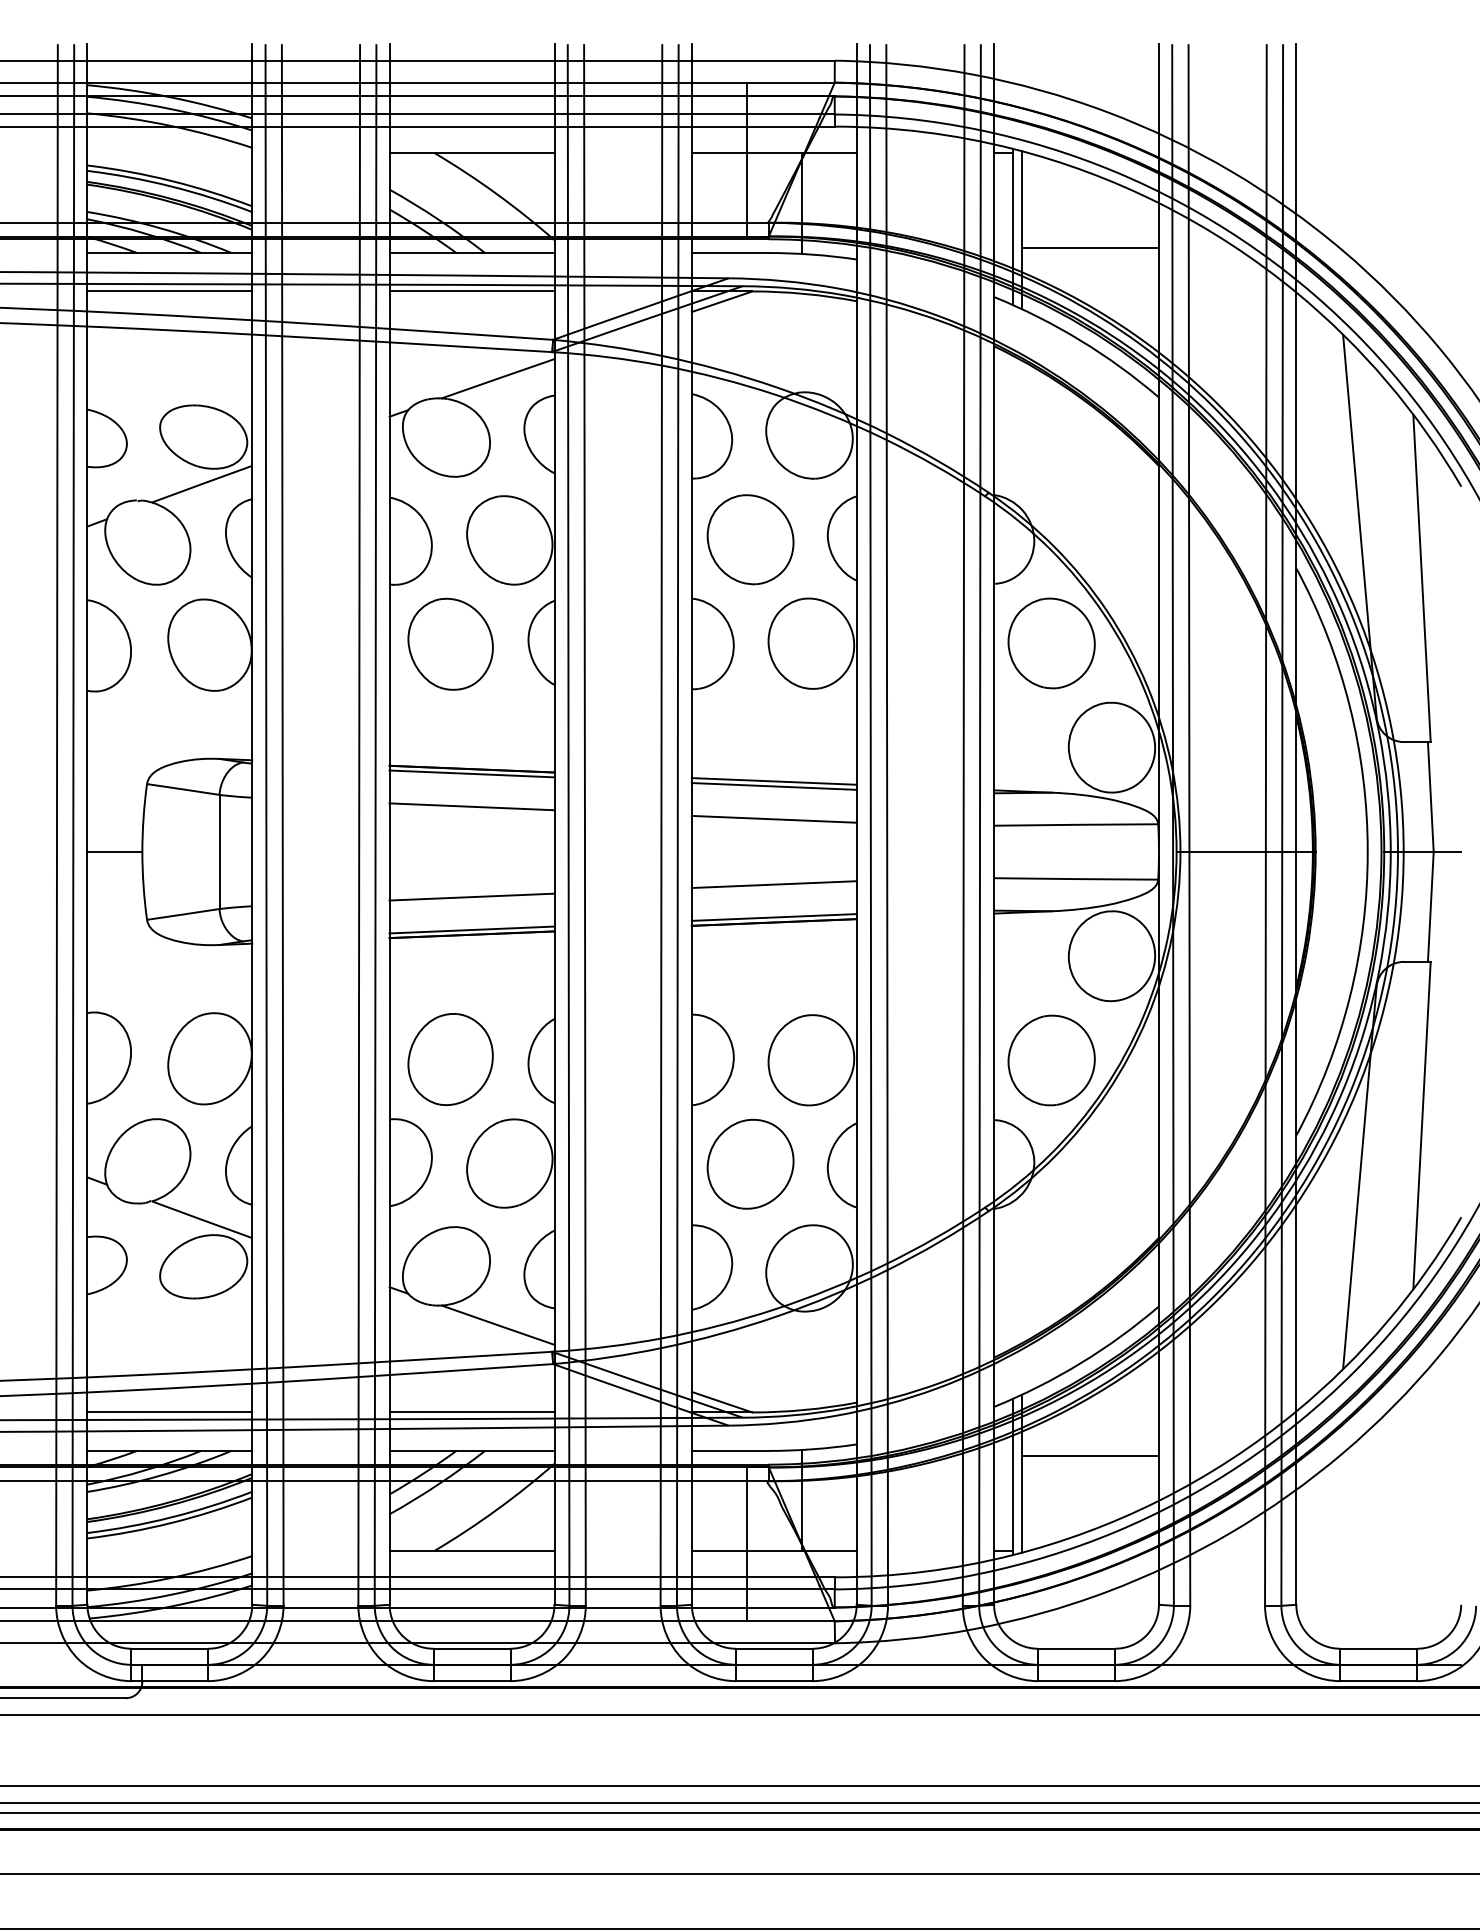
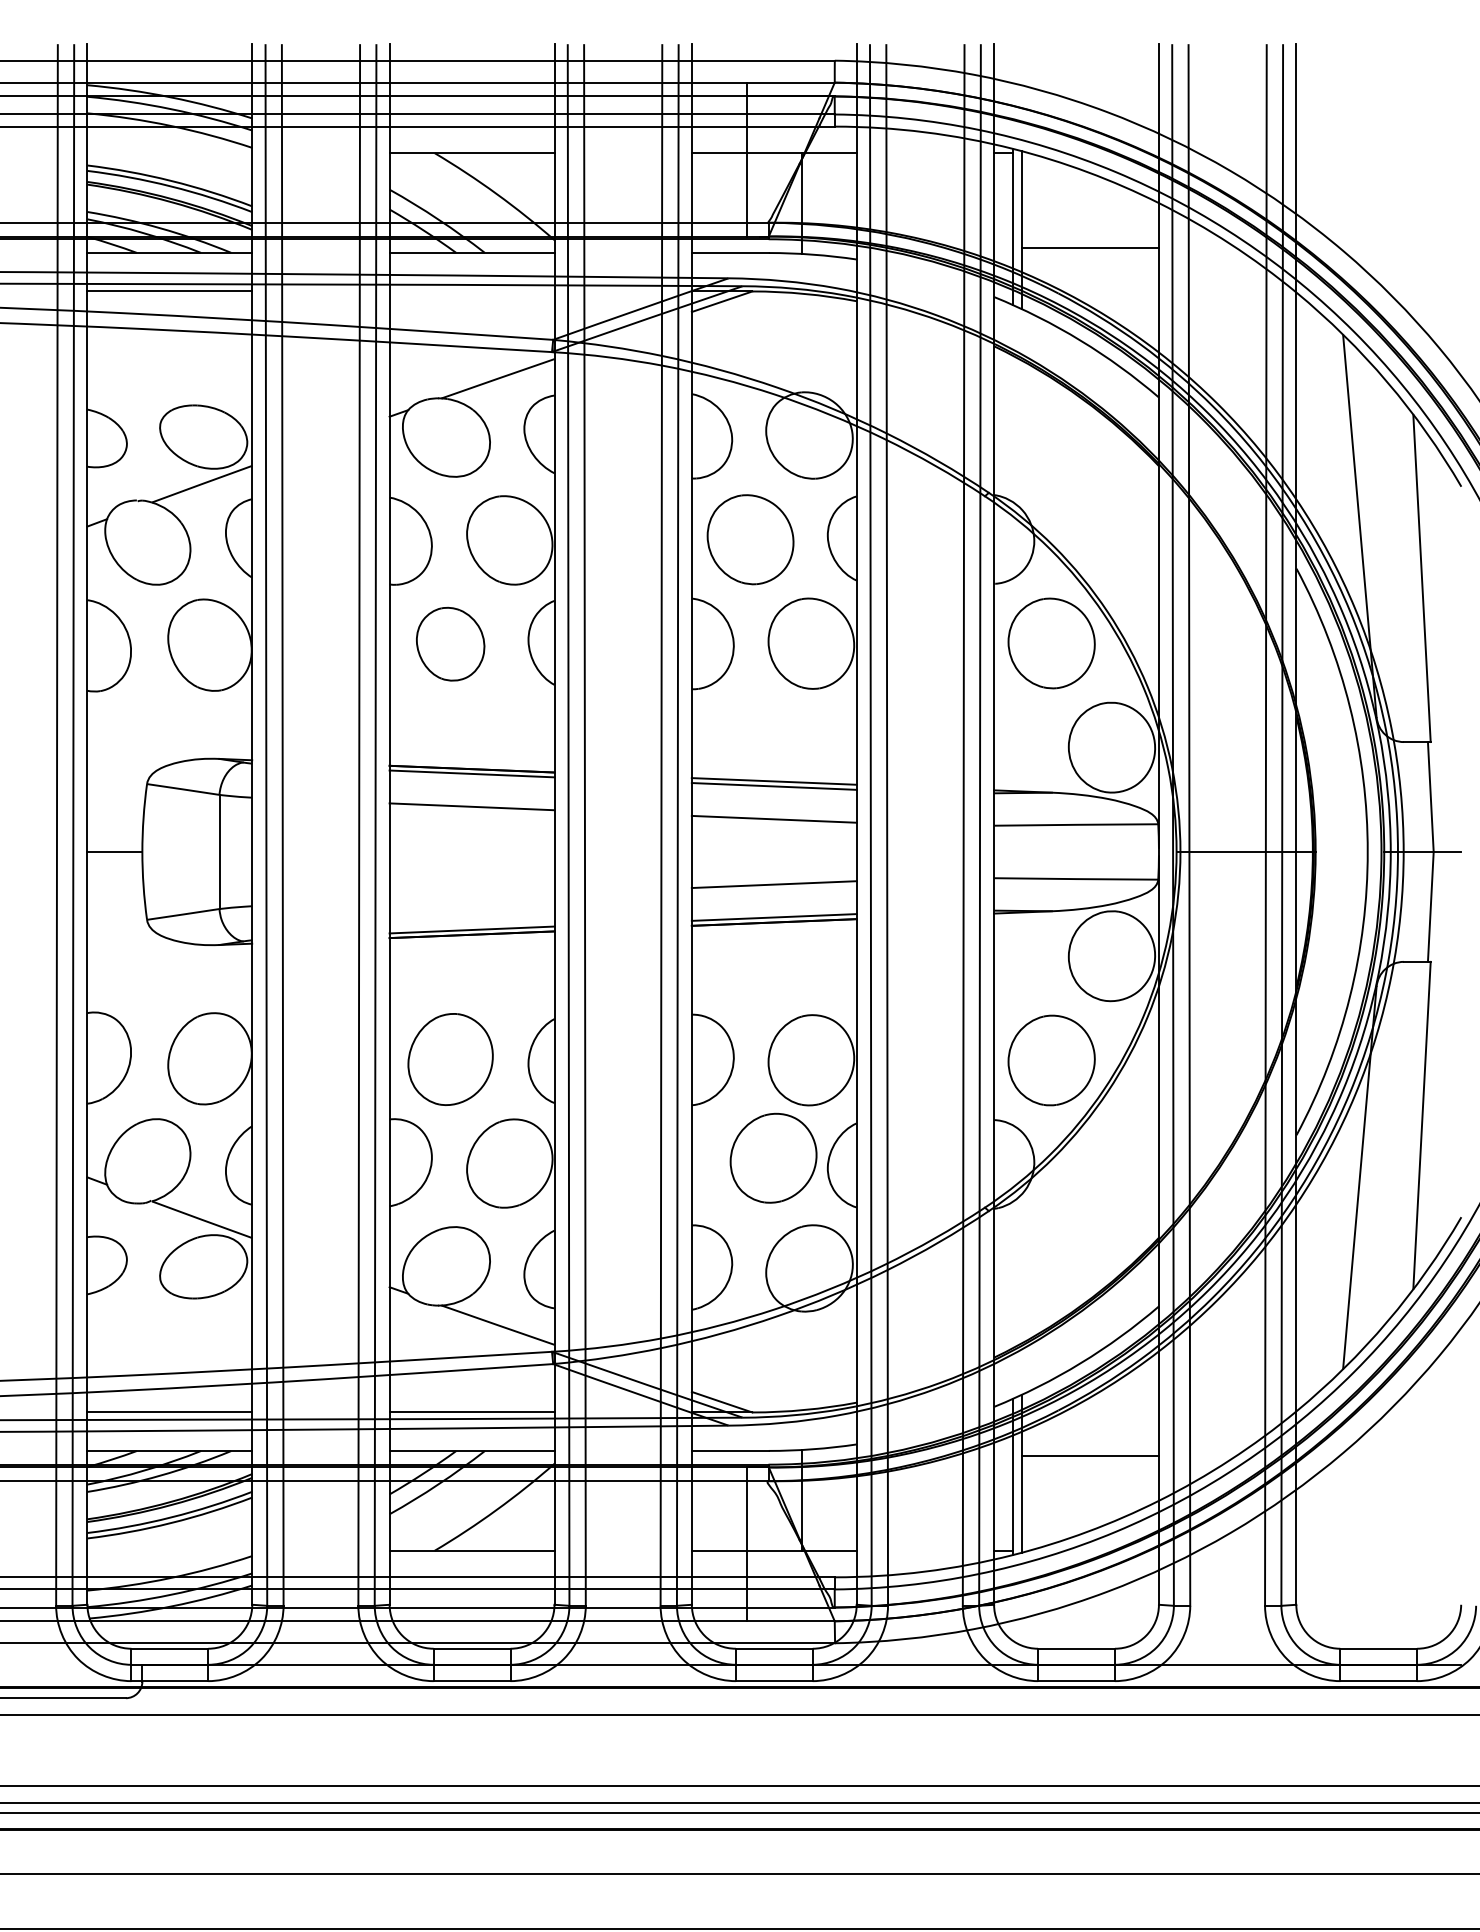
line: present -> none (471, 291)
part size: 87x94 px -> 70x76 px (450, 643)
line: present -> none (471, 896)
part position: (750, 1163) -> (773, 1157) (773, 1157)
